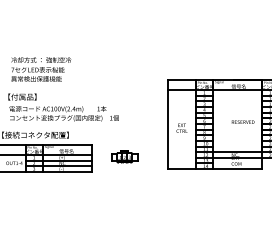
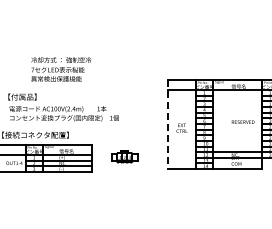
text position: (41, 69) -> (61, 69) (61, 69)
line: solid -> dashed (168, 124)
